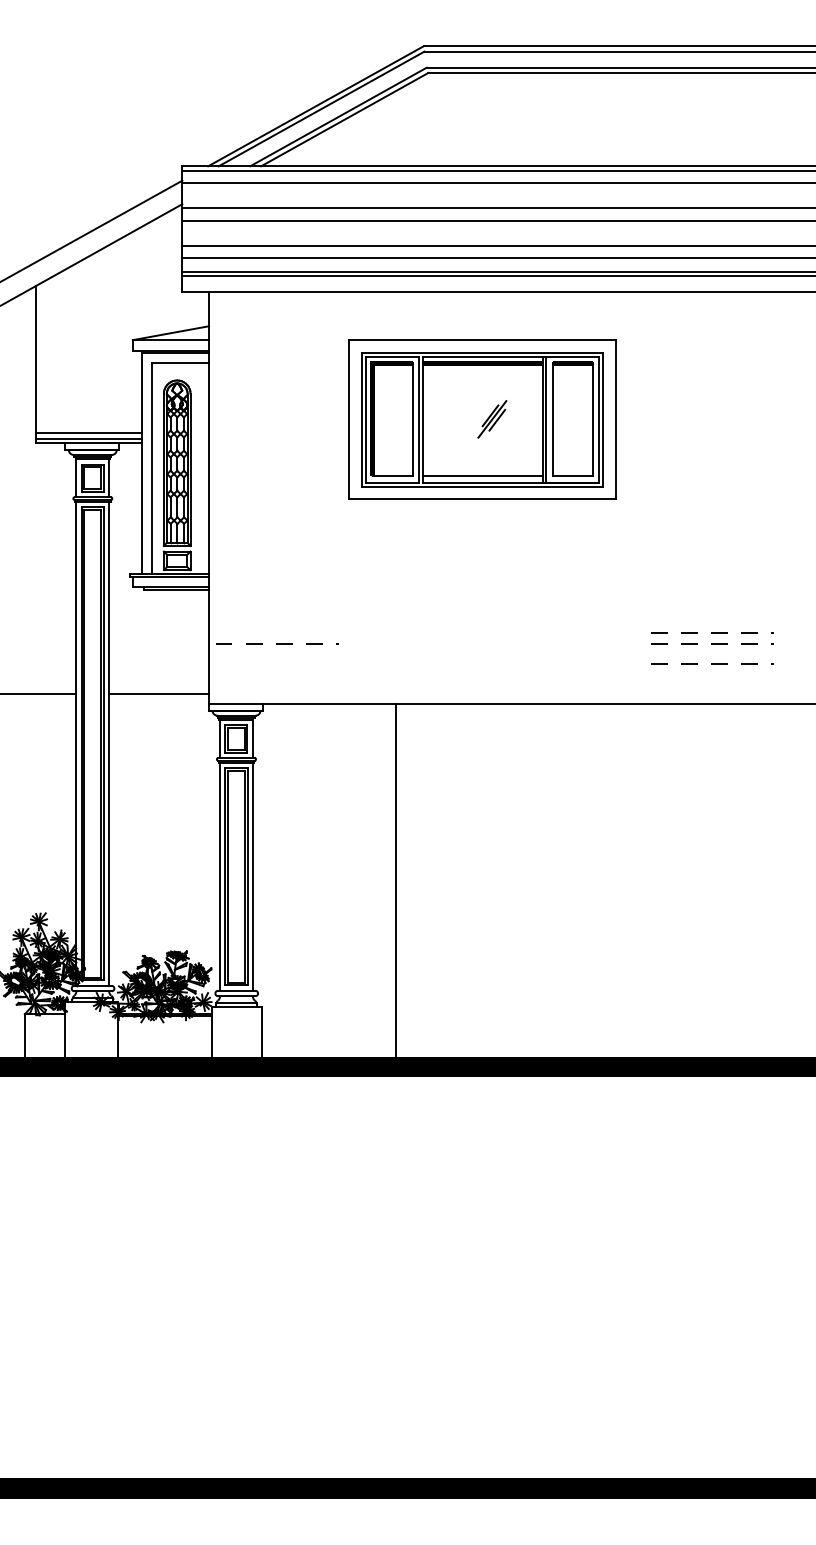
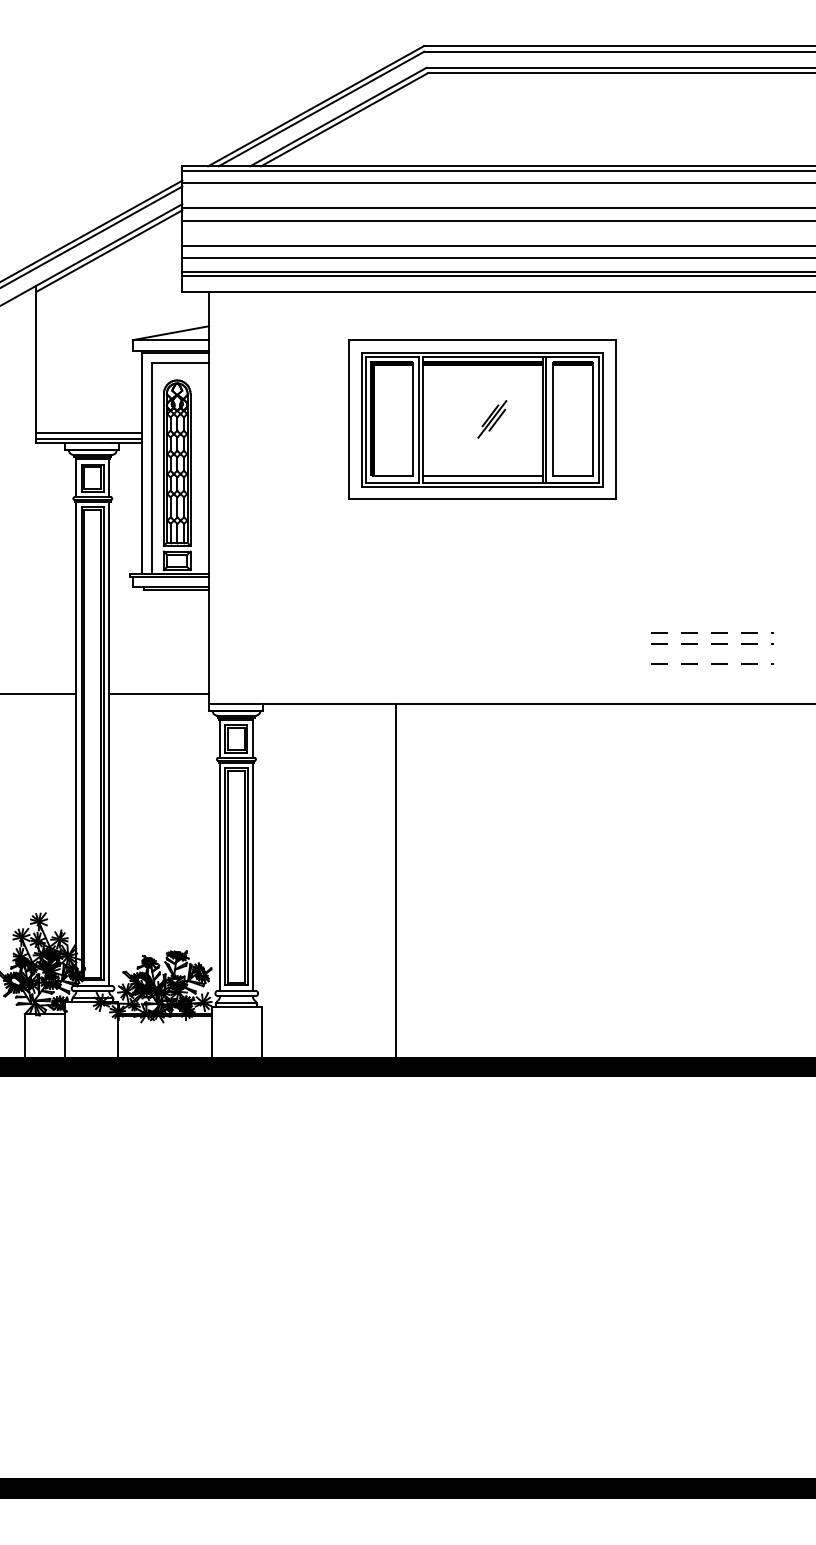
line: none -> present (92, 236)
line: none -> present (109, 250)
line: present -> none (277, 643)
